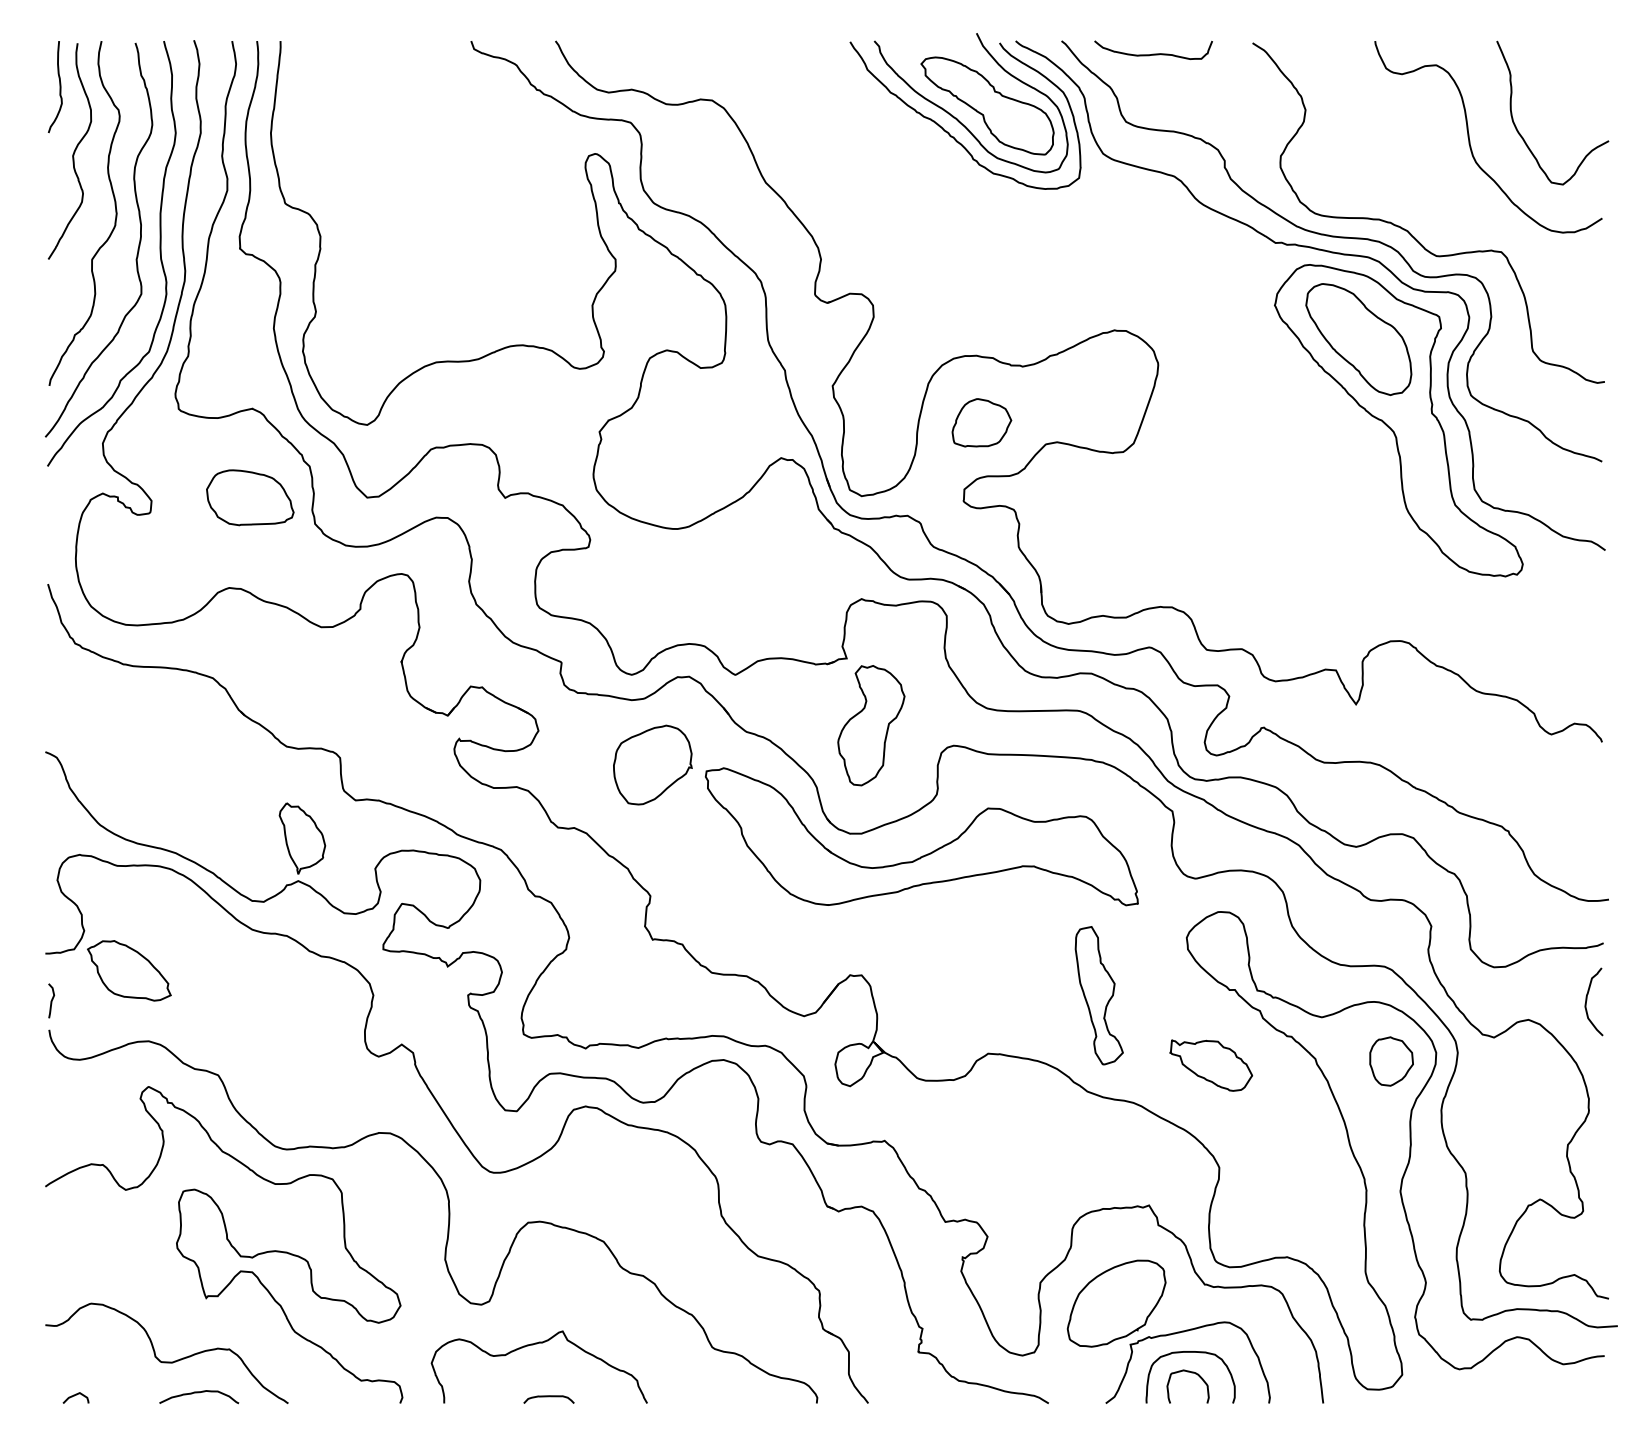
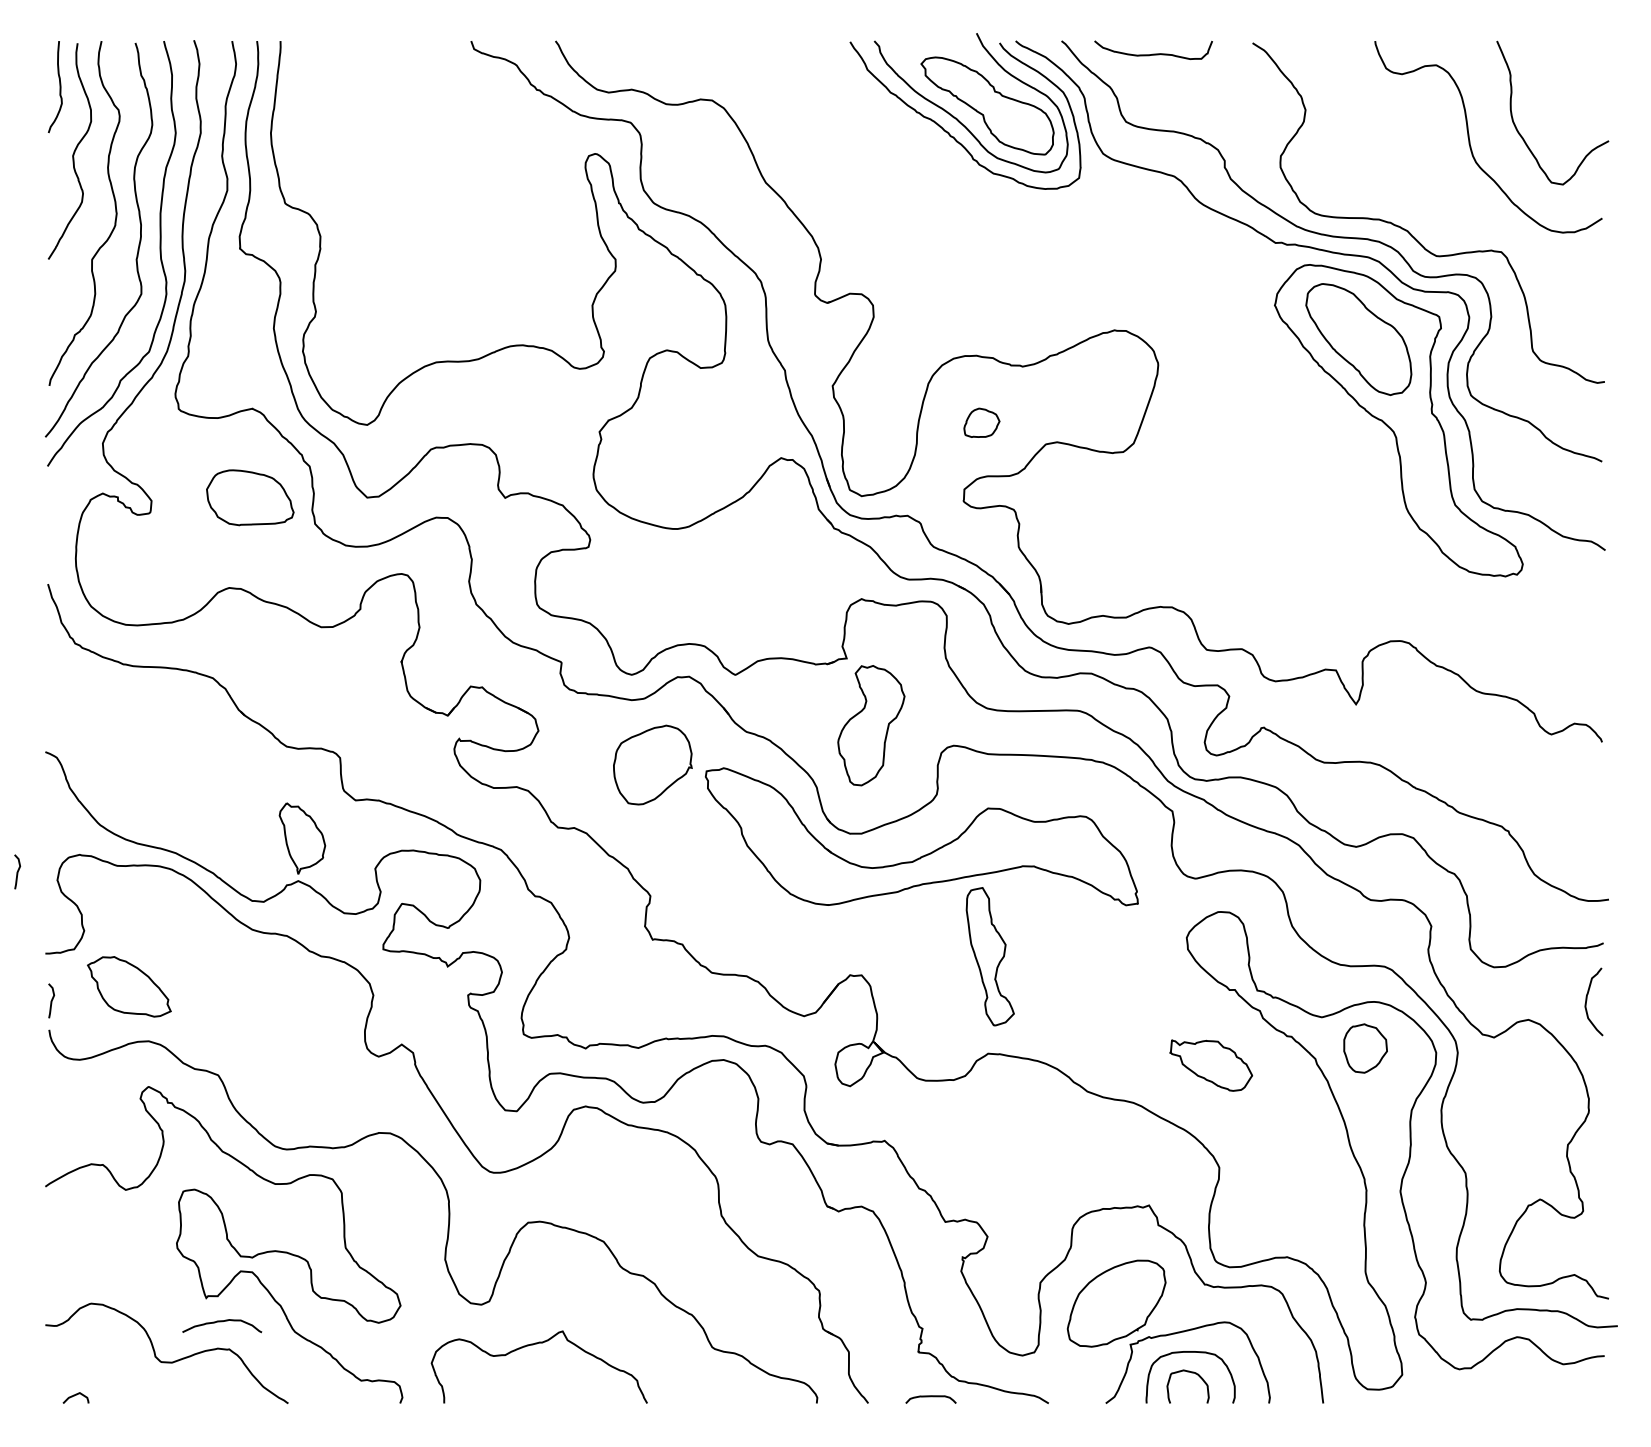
part size: 62x50 px -> 38x31 px (981, 422)
curve: none -> present (17, 871)
part position: (129, 970) -> (129, 986) (129, 986)
part position: (1098, 995) -> (989, 956) (989, 956)
part position: (1391, 1061) -> (1365, 1048) (1365, 1048)
curve position: (199, 1393) -> (222, 1322) (222, 1322)
curve position: (548, 1397) -> (930, 1397) (930, 1397)
